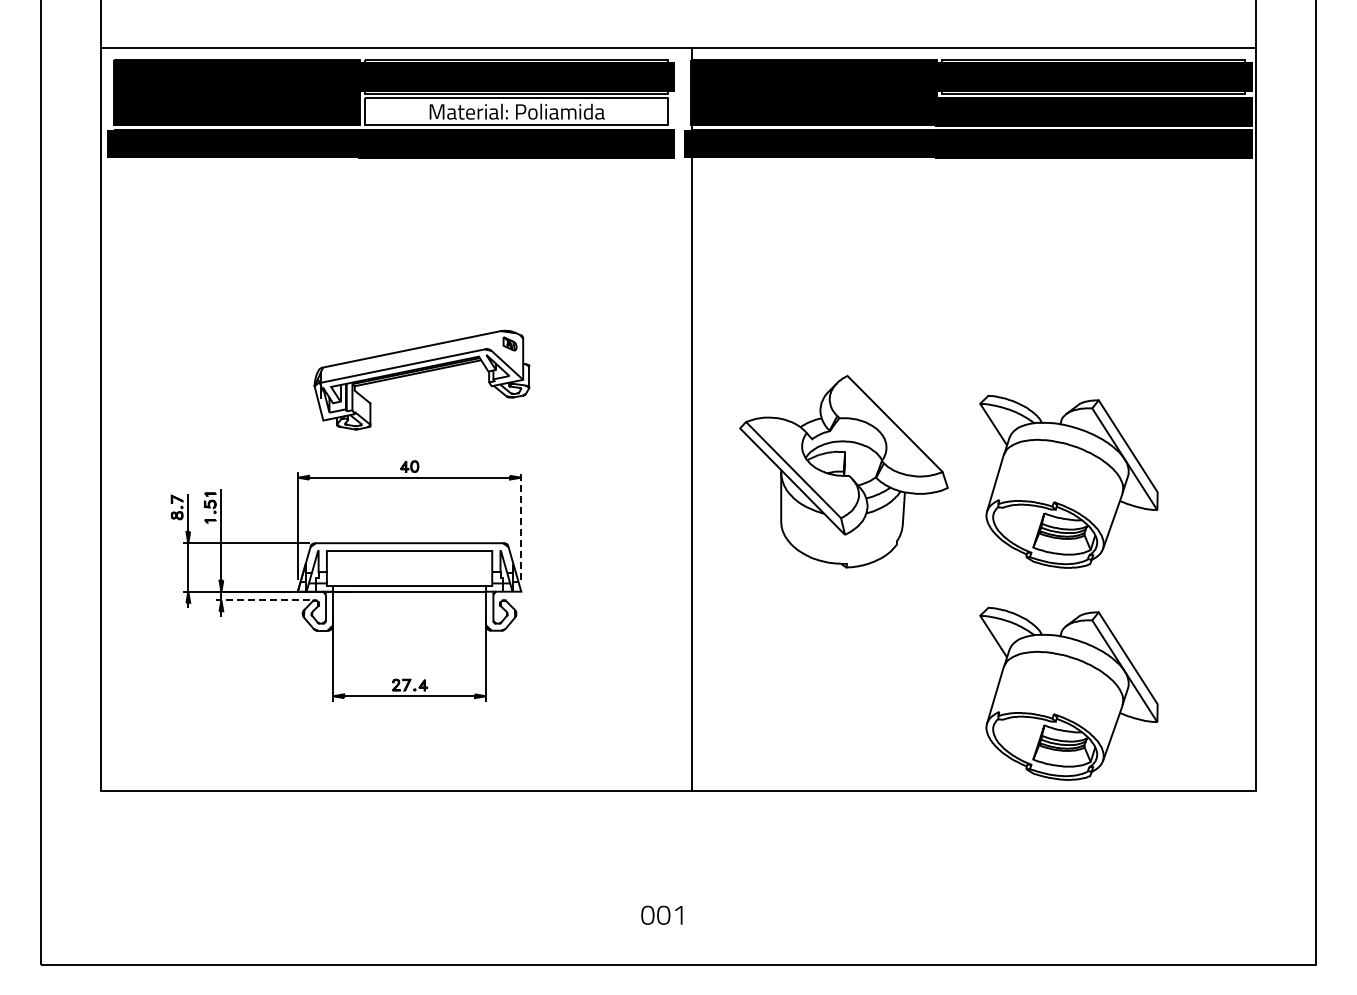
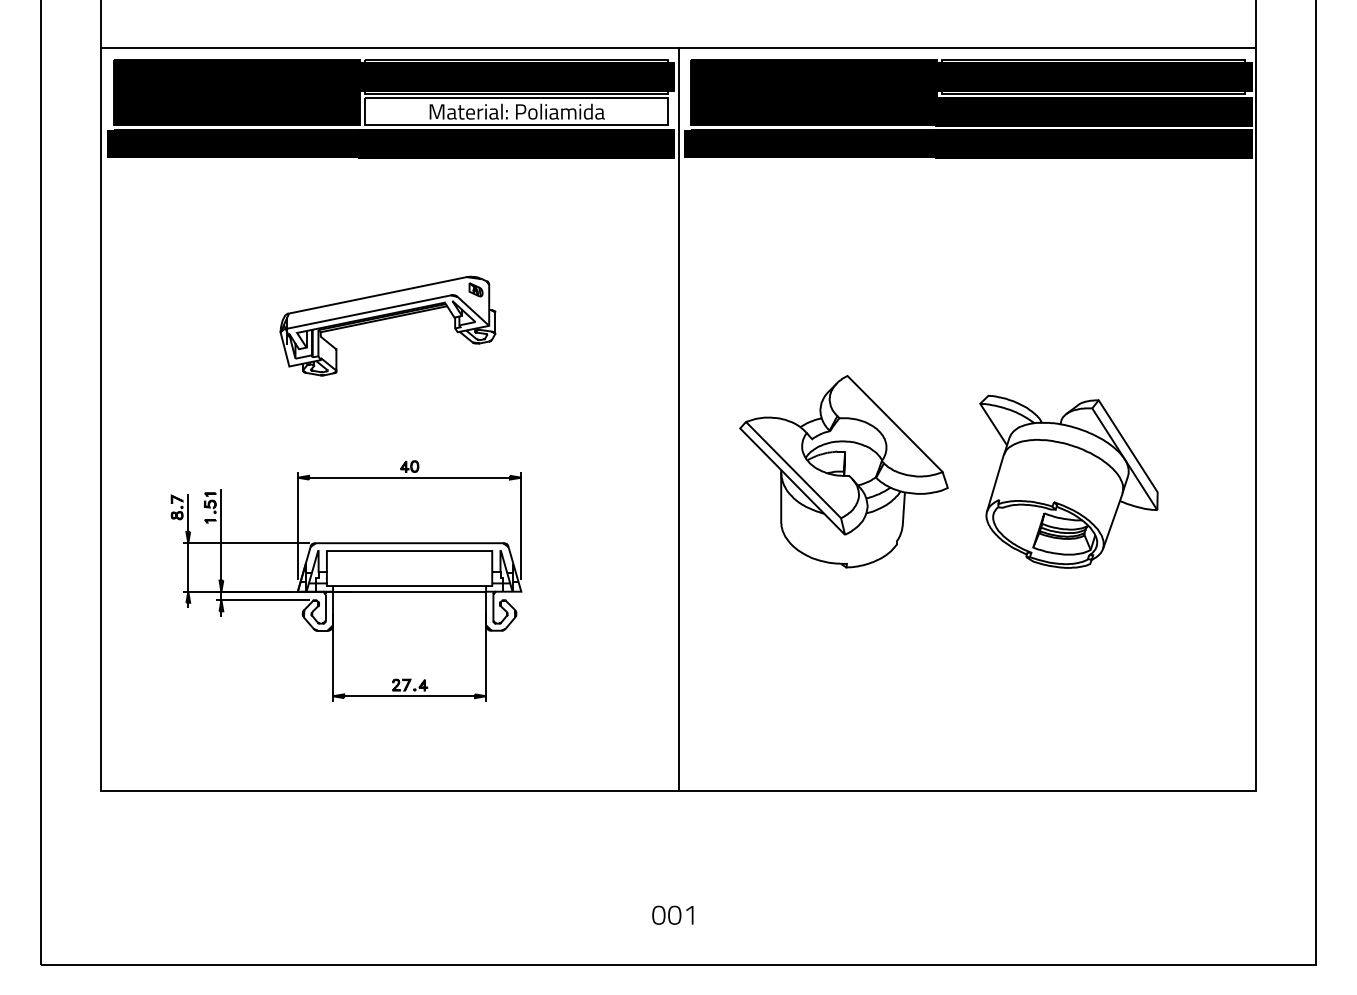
part position: (421, 379) -> (387, 325) (387, 325)
line position: (691, 418) -> (678, 418) (678, 418)
line: dashed -> solid (521, 525)
line: dashed -> solid (262, 600)
part: present -> none (1068, 693)
text position: (661, 914) -> (672, 914) (672, 914)
